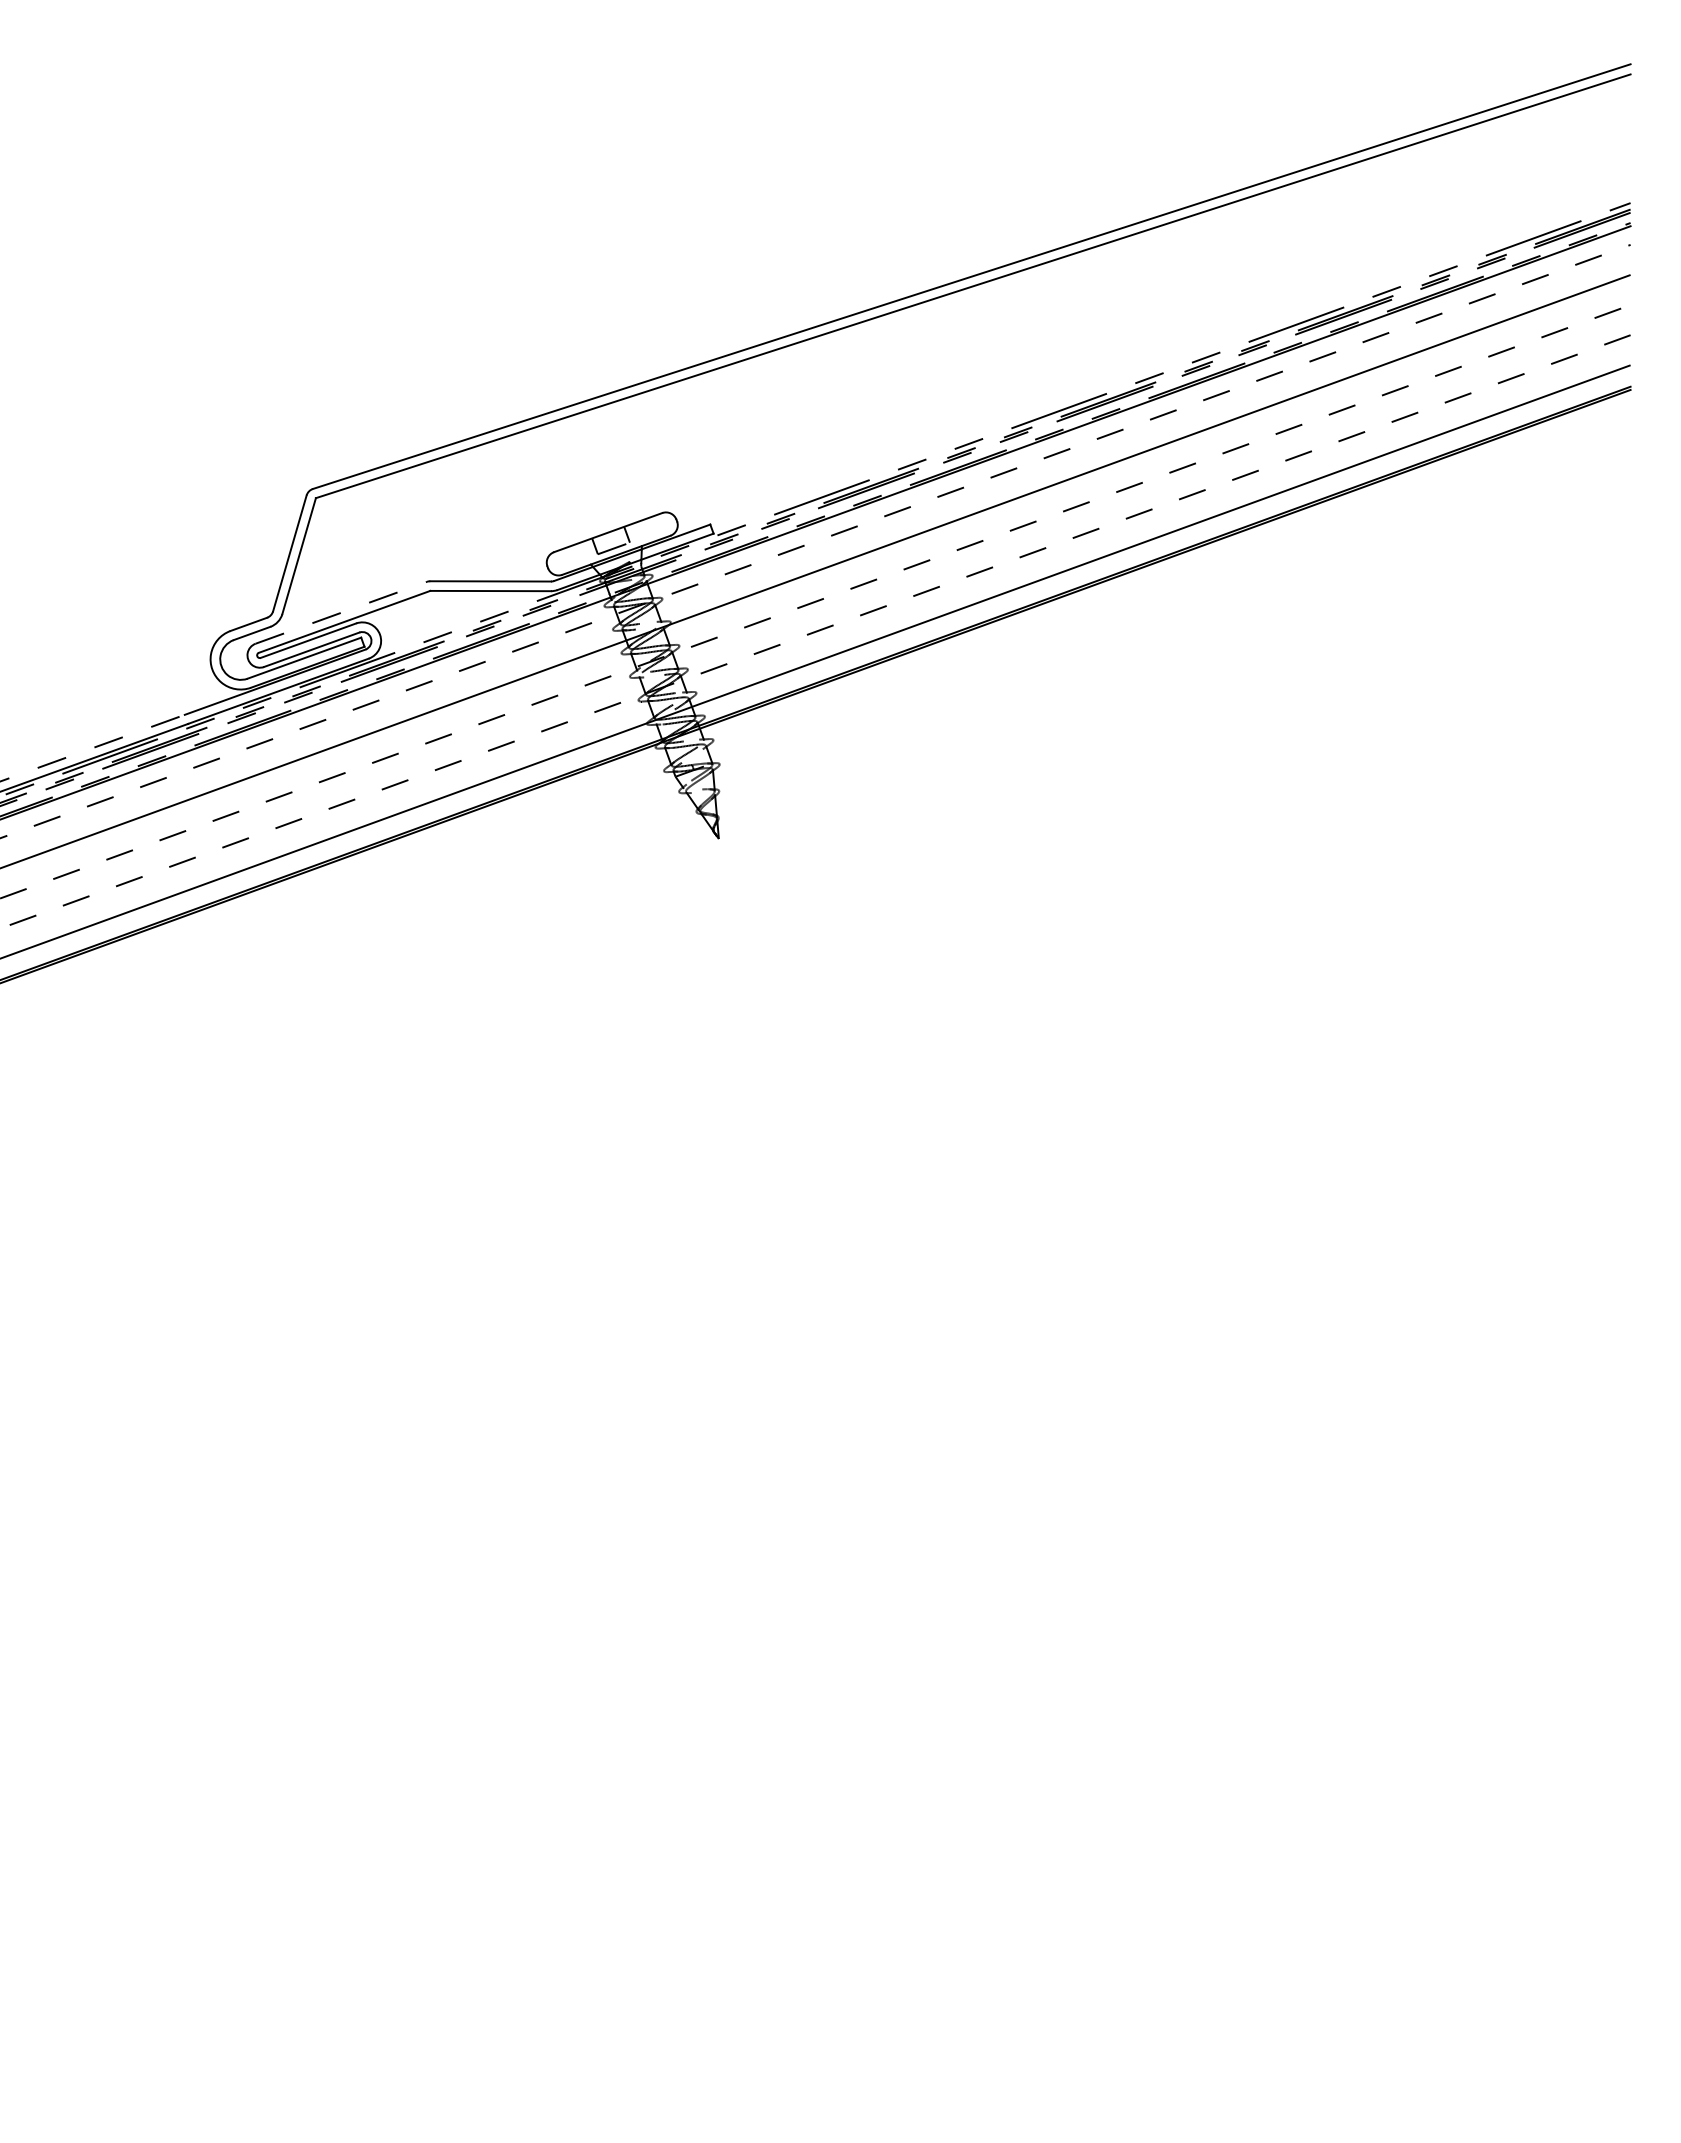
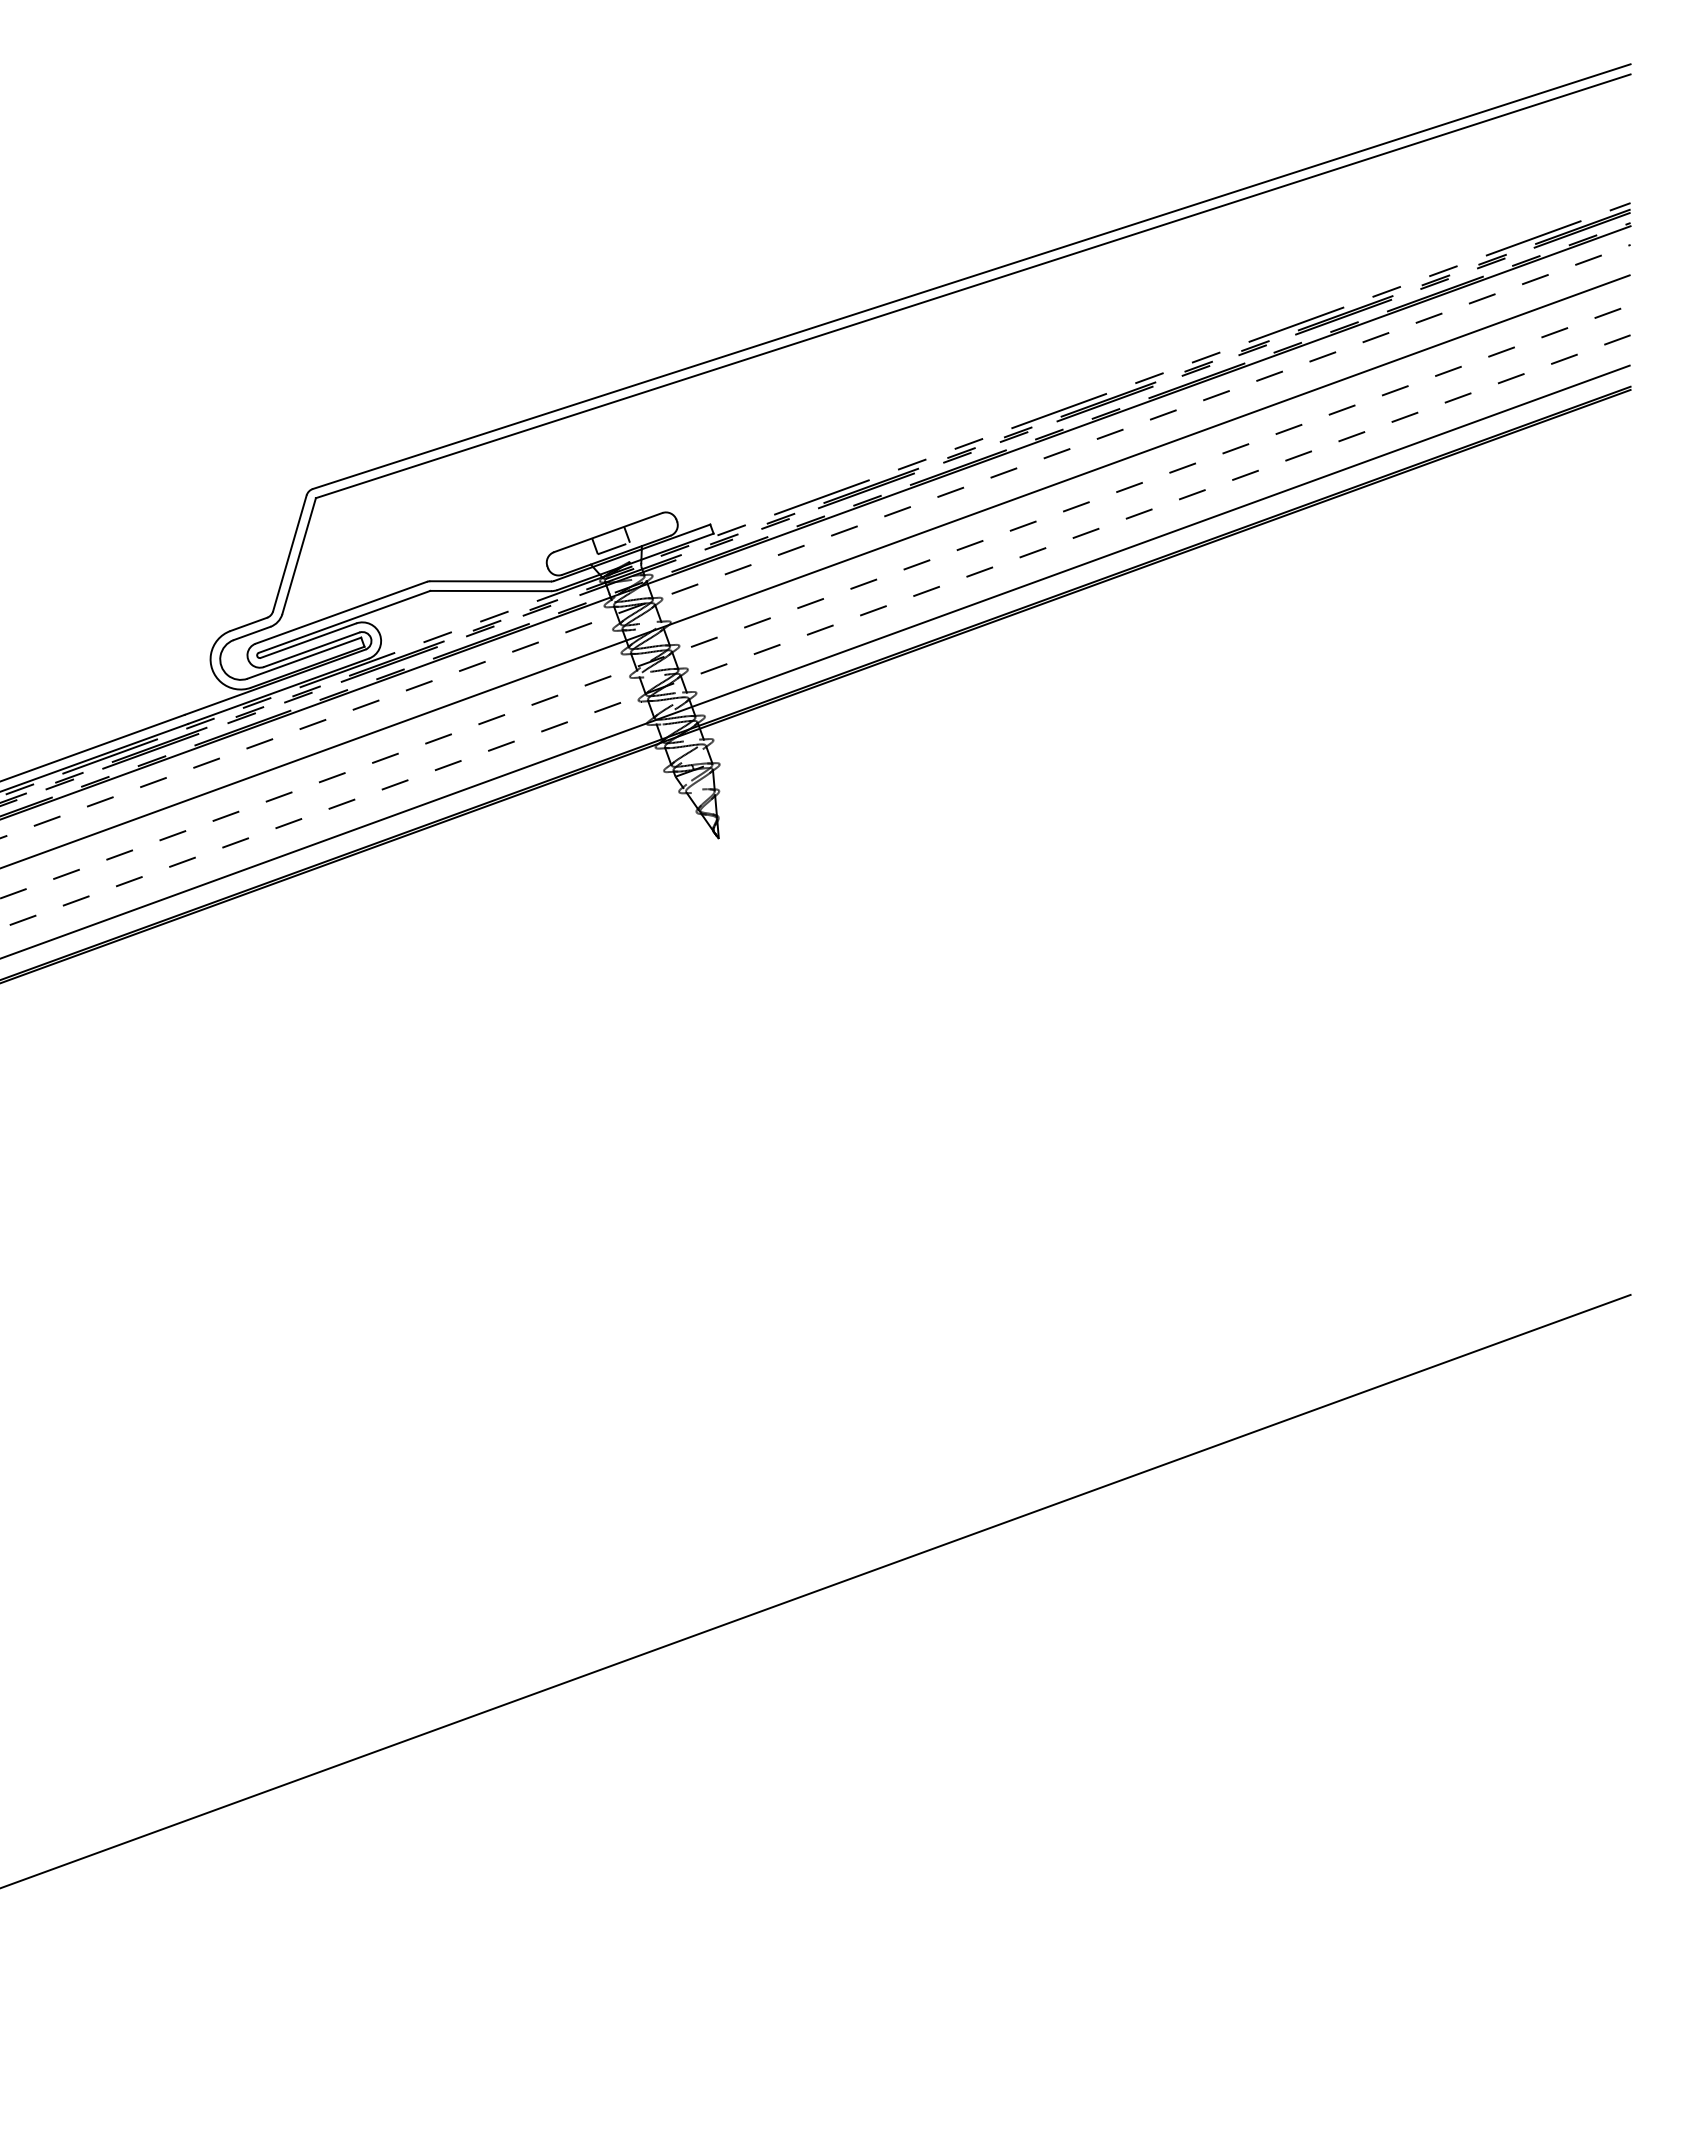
line: dashed -> solid (341, 612)
line: dashed -> solid (92, 748)
line: none -> present (816, 1590)
